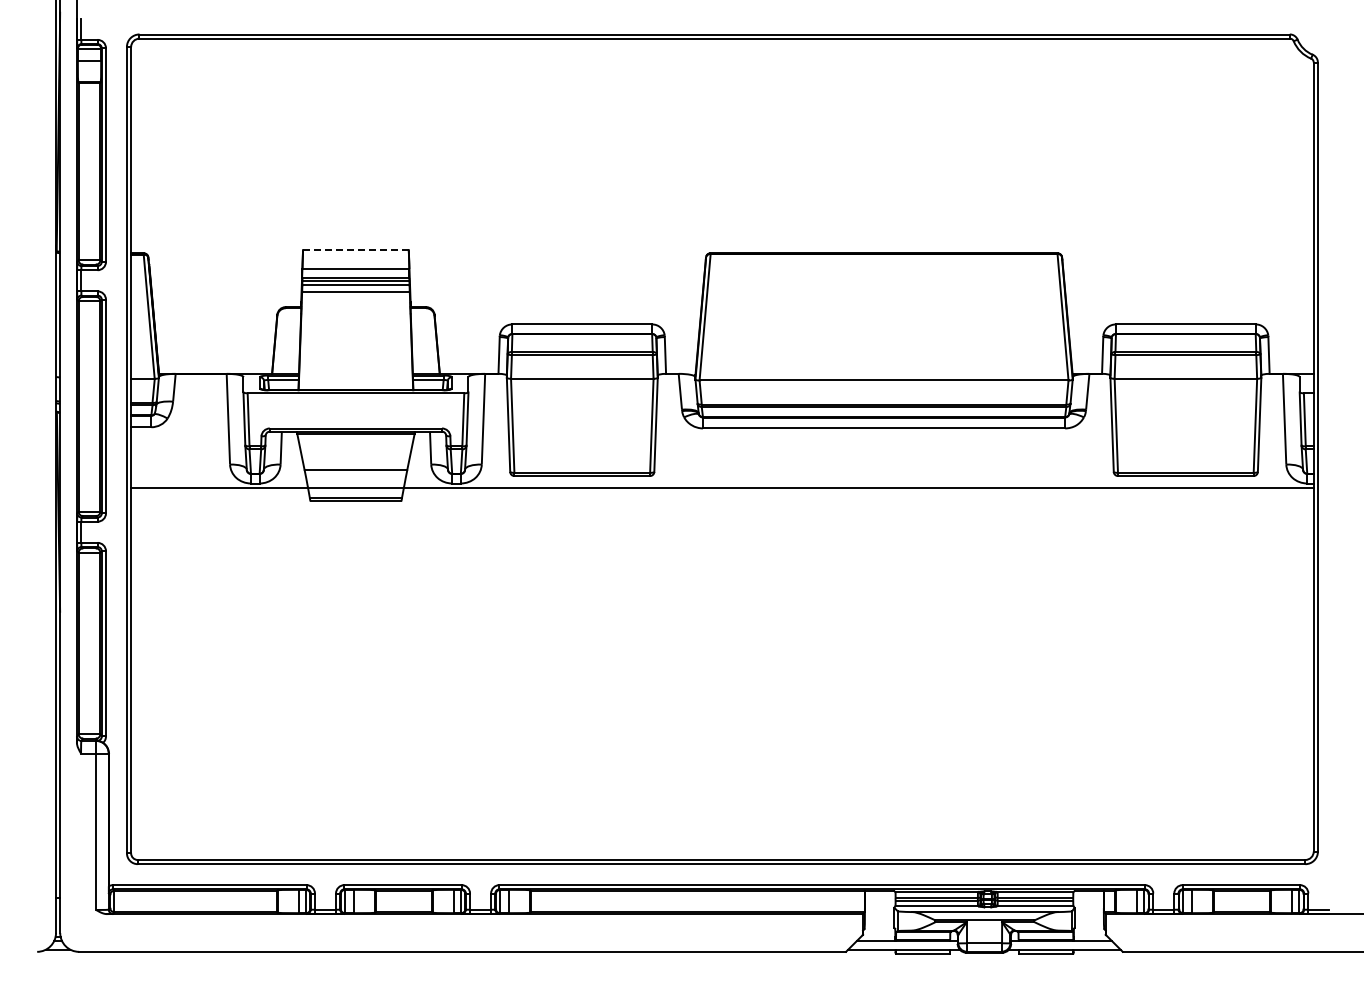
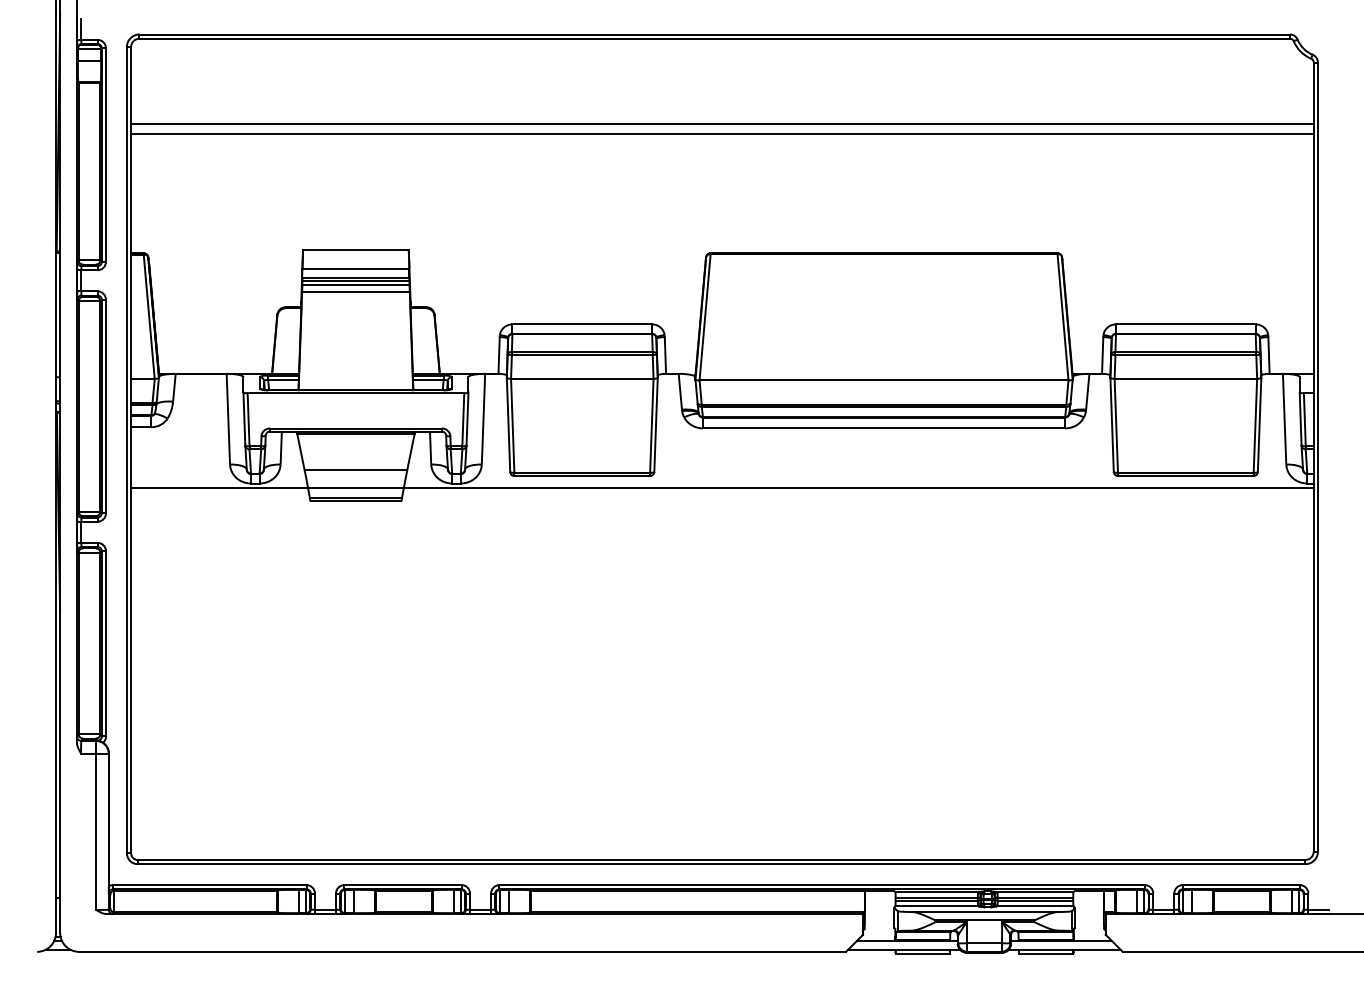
line: none -> present (722, 123)
line: none -> present (722, 133)
line: dashed -> solid (355, 250)
